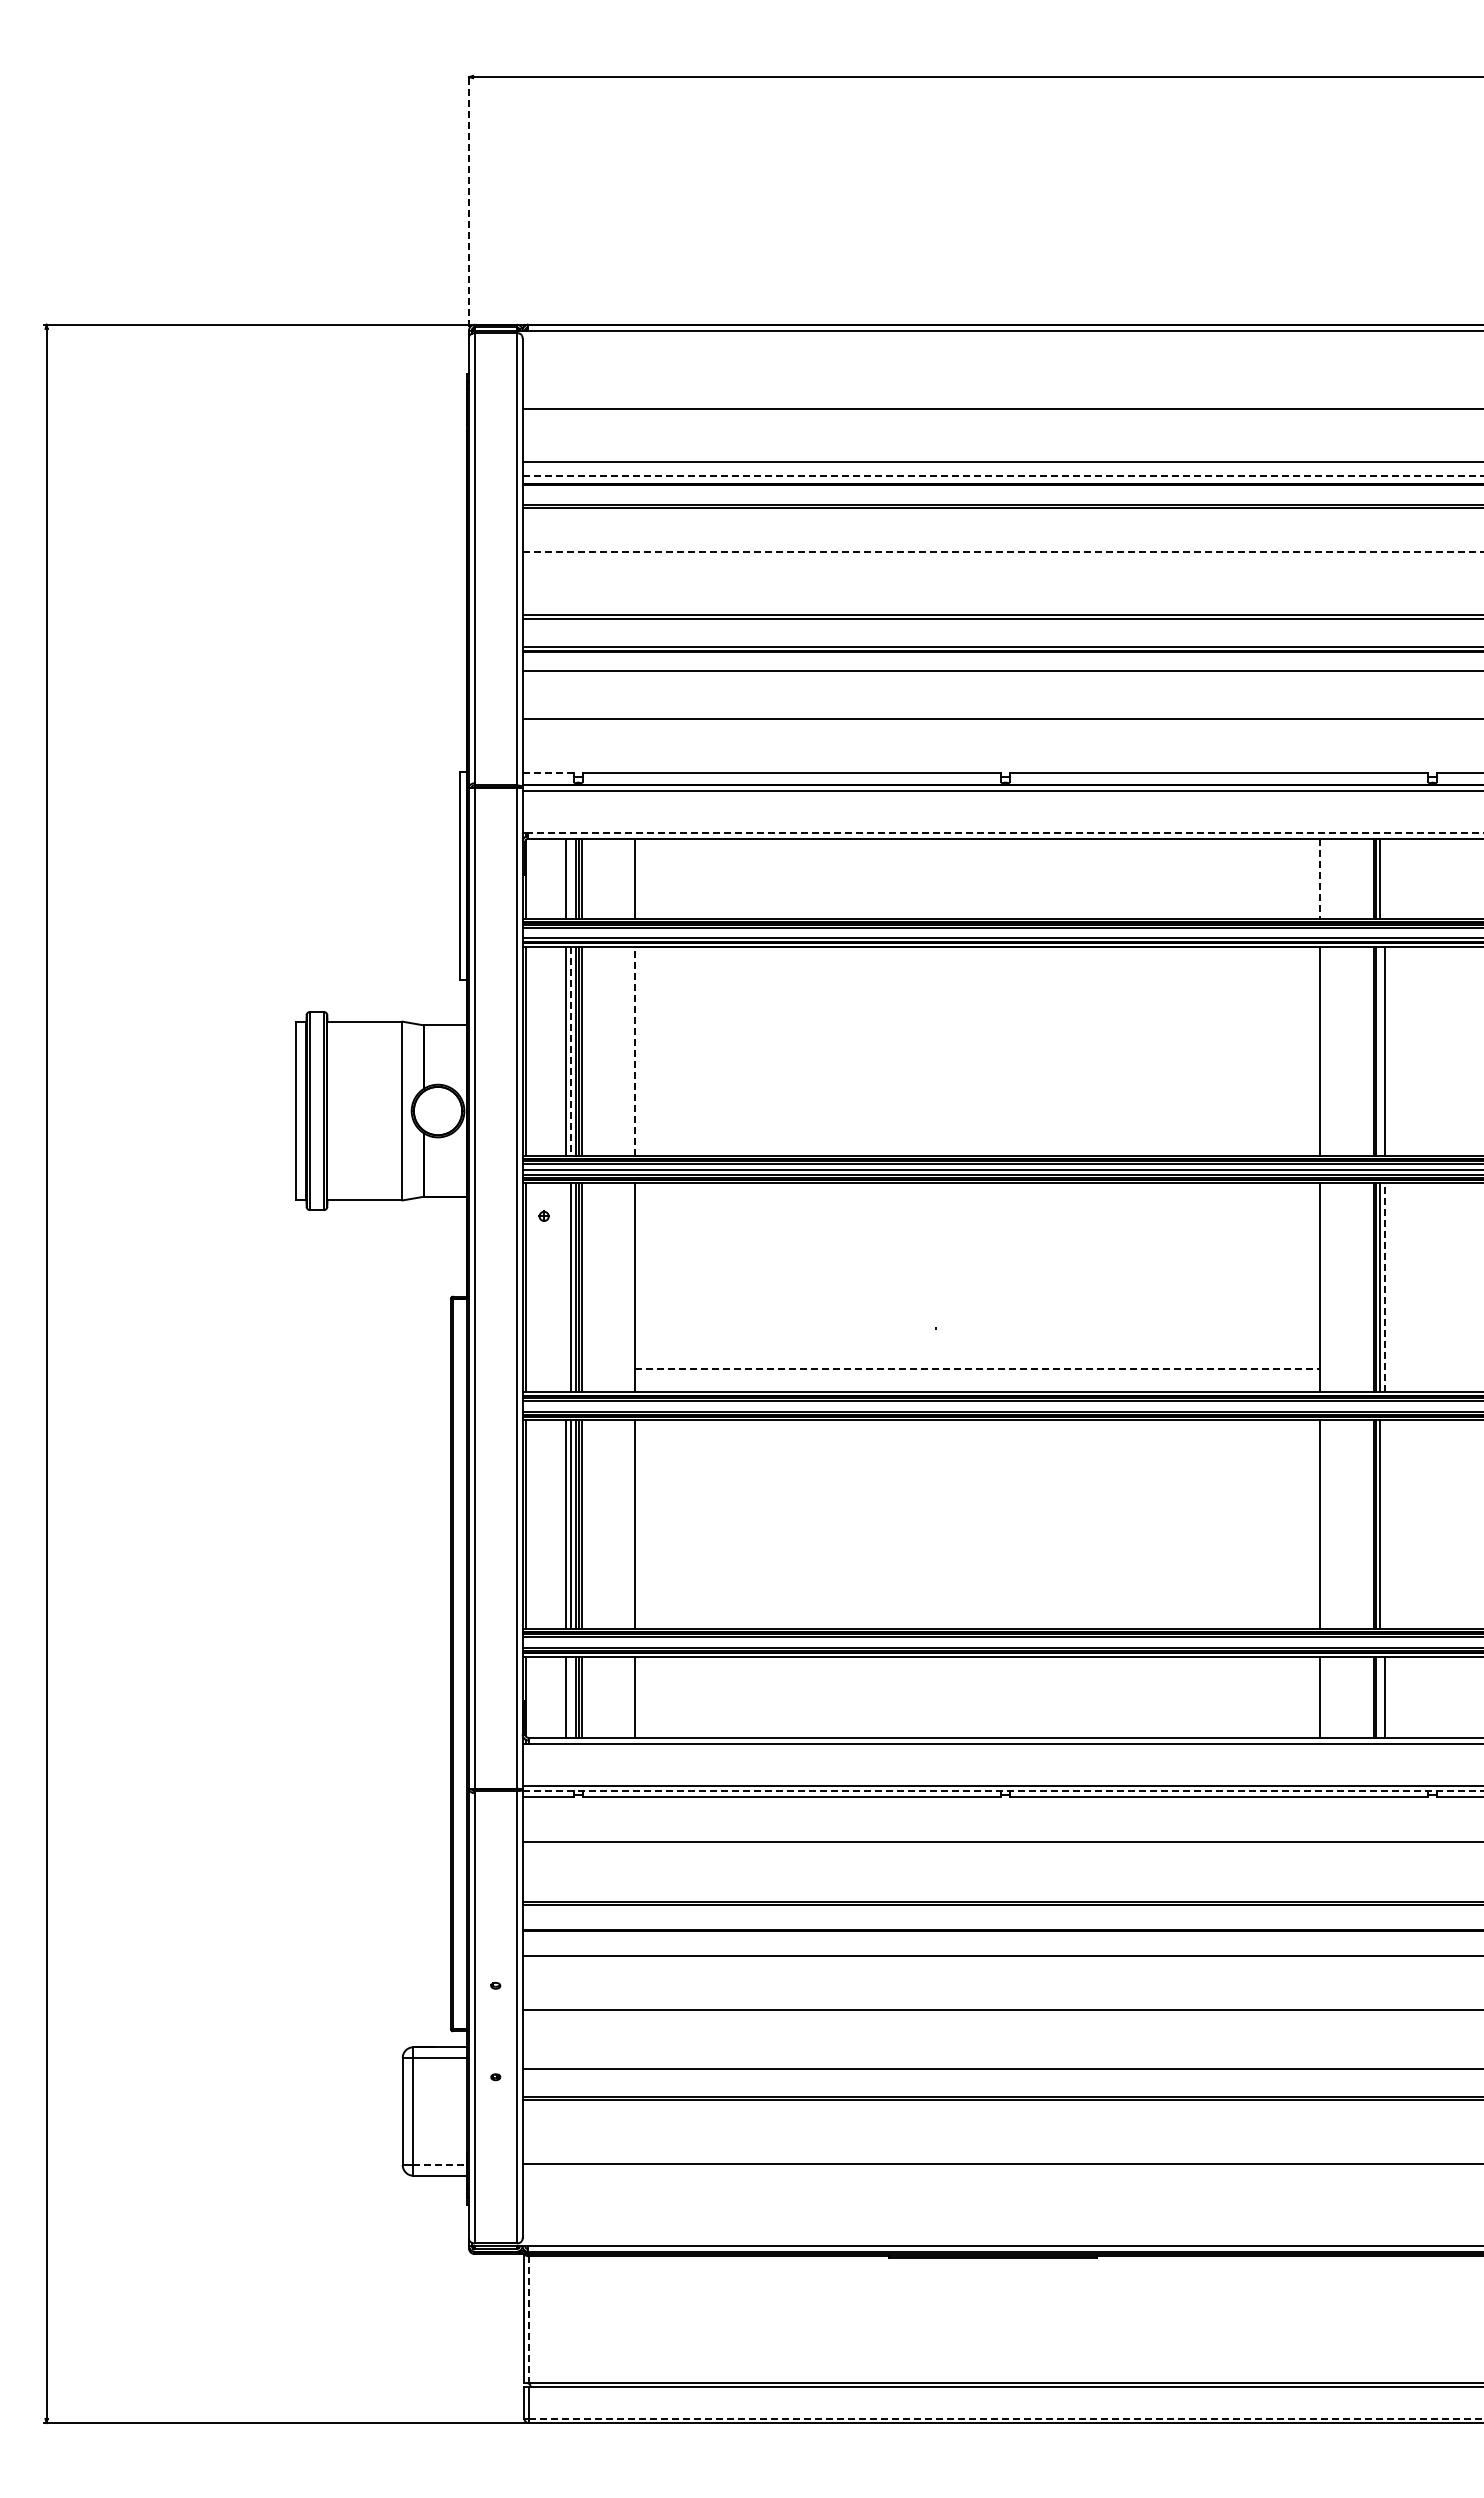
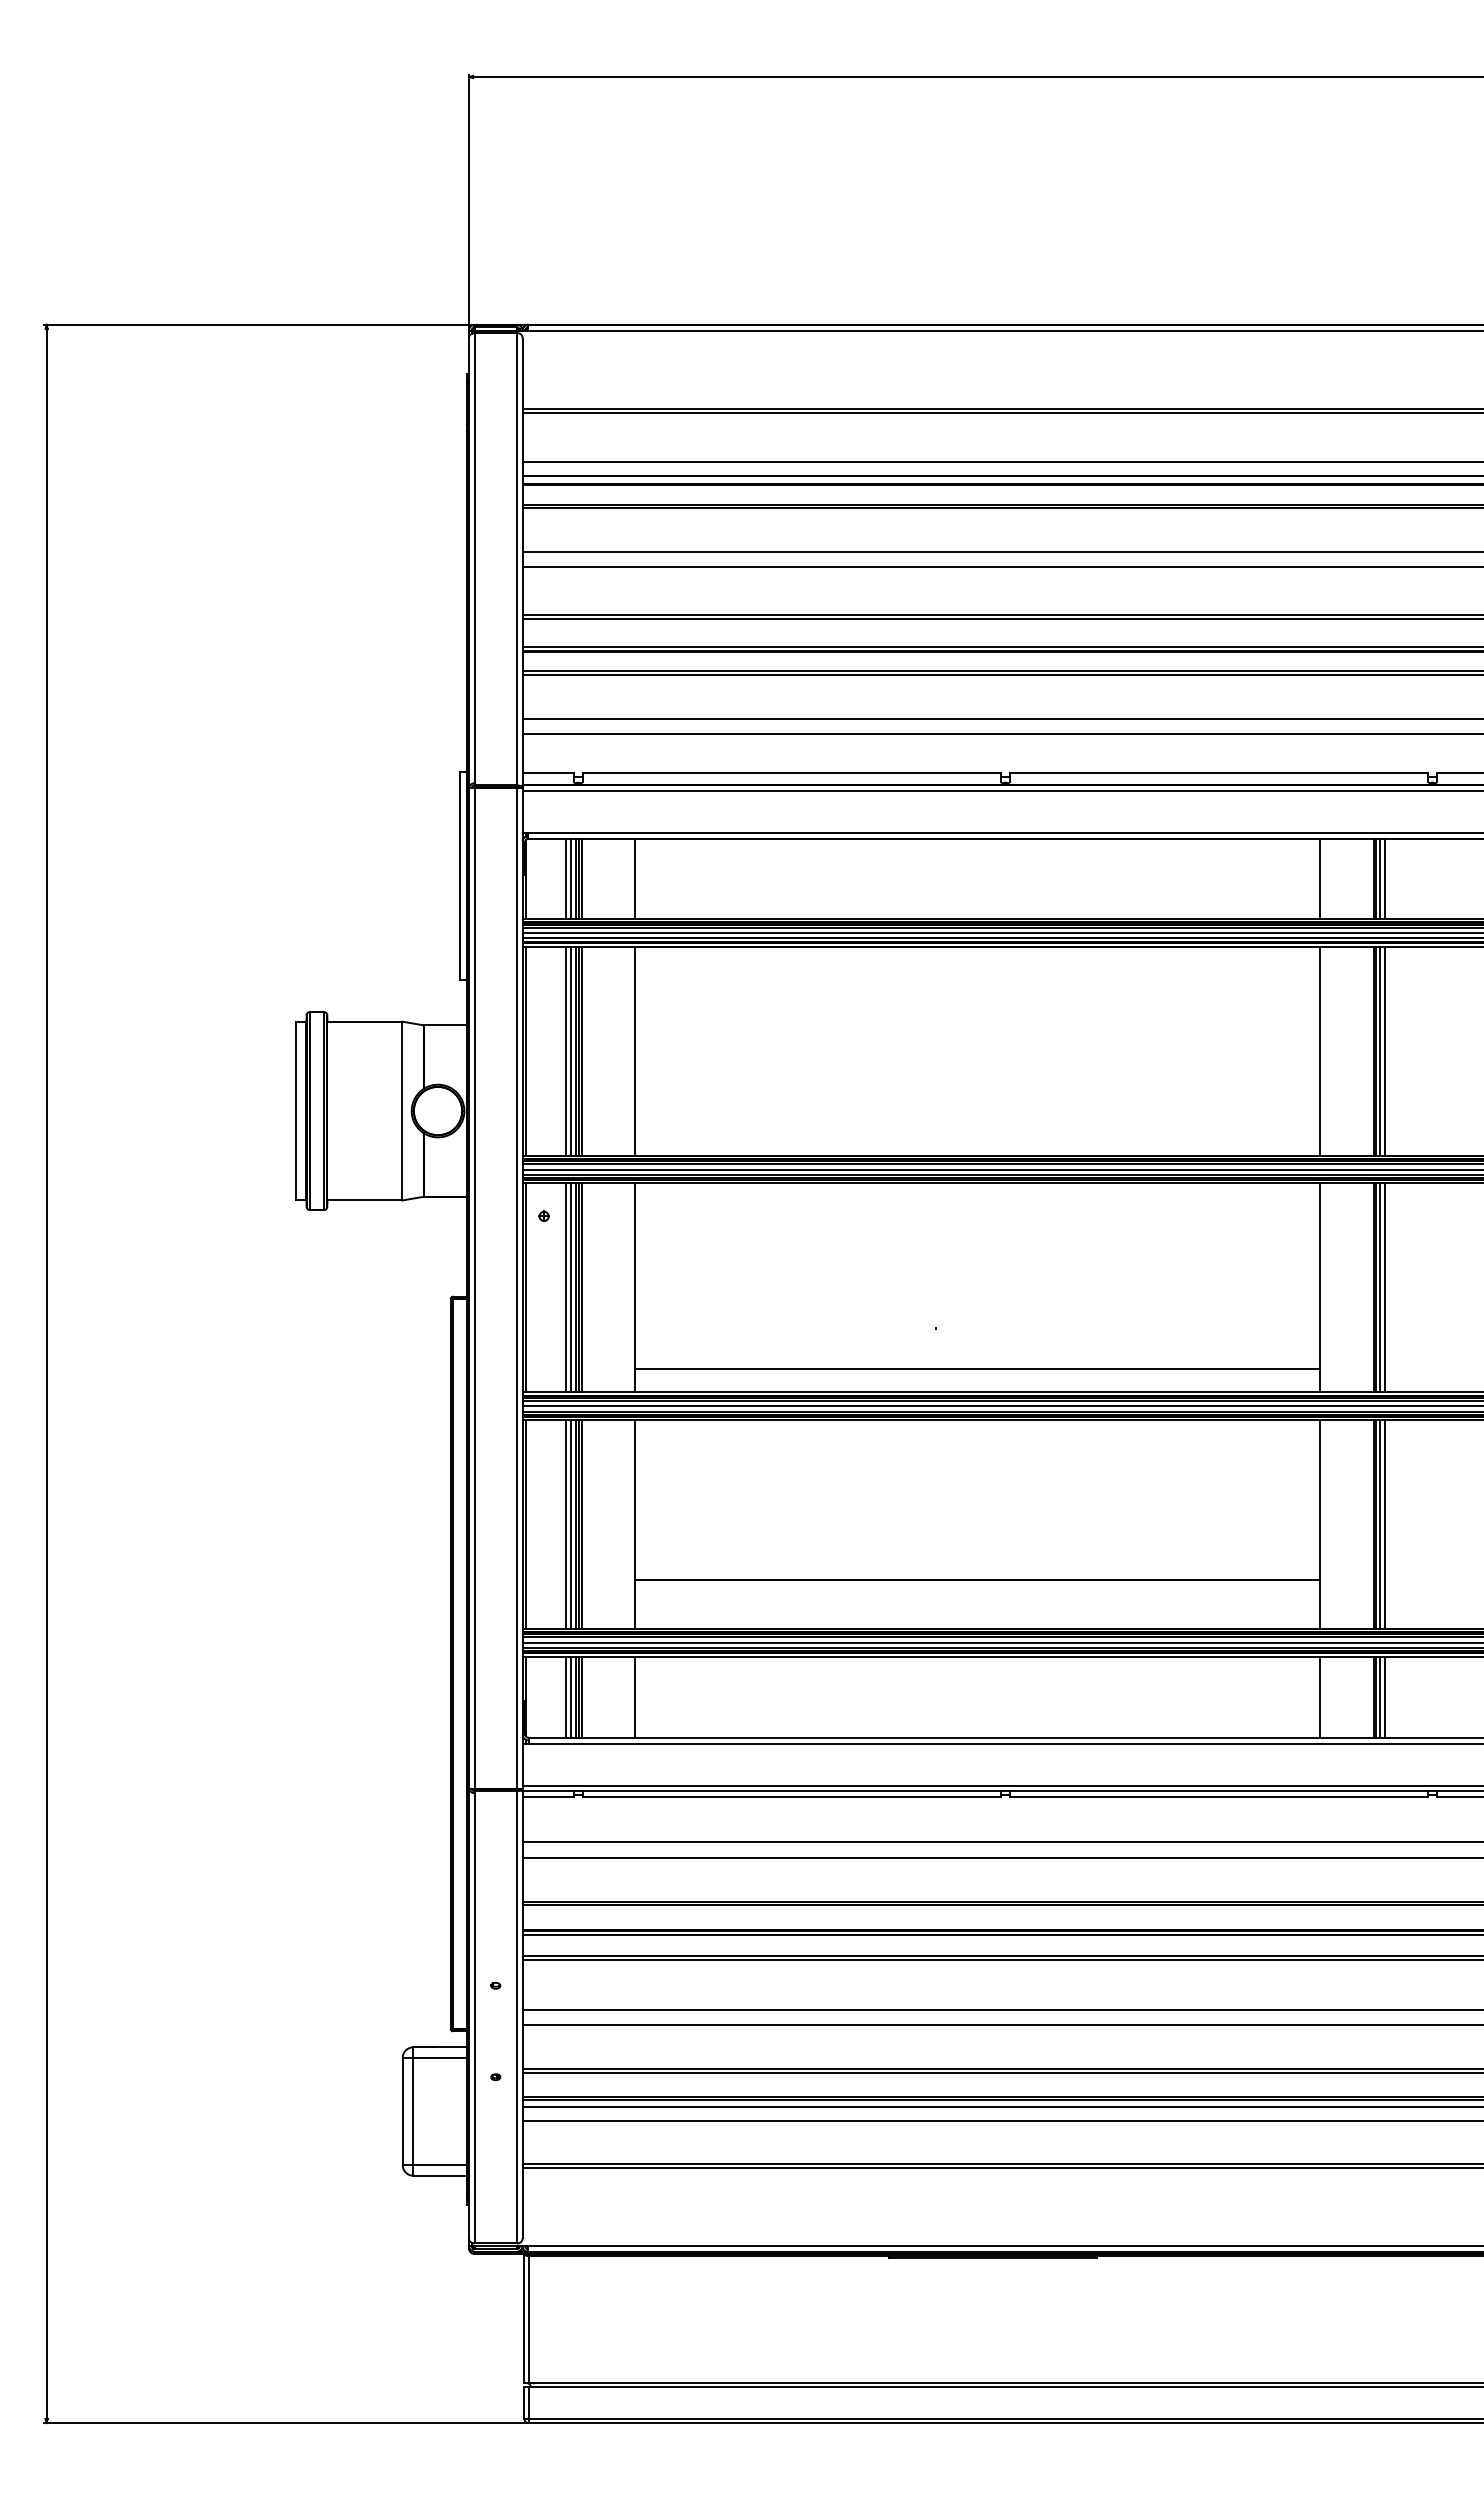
line: dashed -> solid (469, 205)
line: none -> present (1001, 412)
line: dashed -> solid (1003, 476)
line: dashed -> solid (1003, 551)
line: none -> present (1001, 566)
line: none -> present (1001, 674)
line: none -> present (1001, 734)
line: dashed -> solid (548, 772)
line: dashed -> solid (1005, 832)
line: none -> present (570, 878)
line: none -> present (1384, 878)
line: dashed -> solid (1320, 879)
line: none -> present (1001, 933)
line: dashed -> solid (635, 1050)
line: none -> present (1379, 1050)
line: dashed -> solid (570, 1051)
line: none -> present (565, 1287)
line: dashed -> solid (1384, 1287)
line: dashed -> solid (977, 1369)
line: none -> present (1001, 1406)
line: none -> present (1384, 1523)
line: none -> present (977, 1580)
line: none -> present (1001, 1642)
line: none -> present (570, 1696)
line: none -> present (1379, 1696)
line: dashed -> solid (1003, 1791)
line: none -> present (1001, 1857)
line: none -> present (1001, 1934)
line: none -> present (1001, 1960)
line: none -> present (1001, 2024)
line: none -> present (1001, 2072)
line: none -> present (1001, 2107)
line: none -> present (1001, 2121)
line: dashed -> solid (440, 2165)
line: none -> present (1001, 2167)
line: dashed -> solid (528, 2320)
line: dashed -> solid (1005, 2418)
